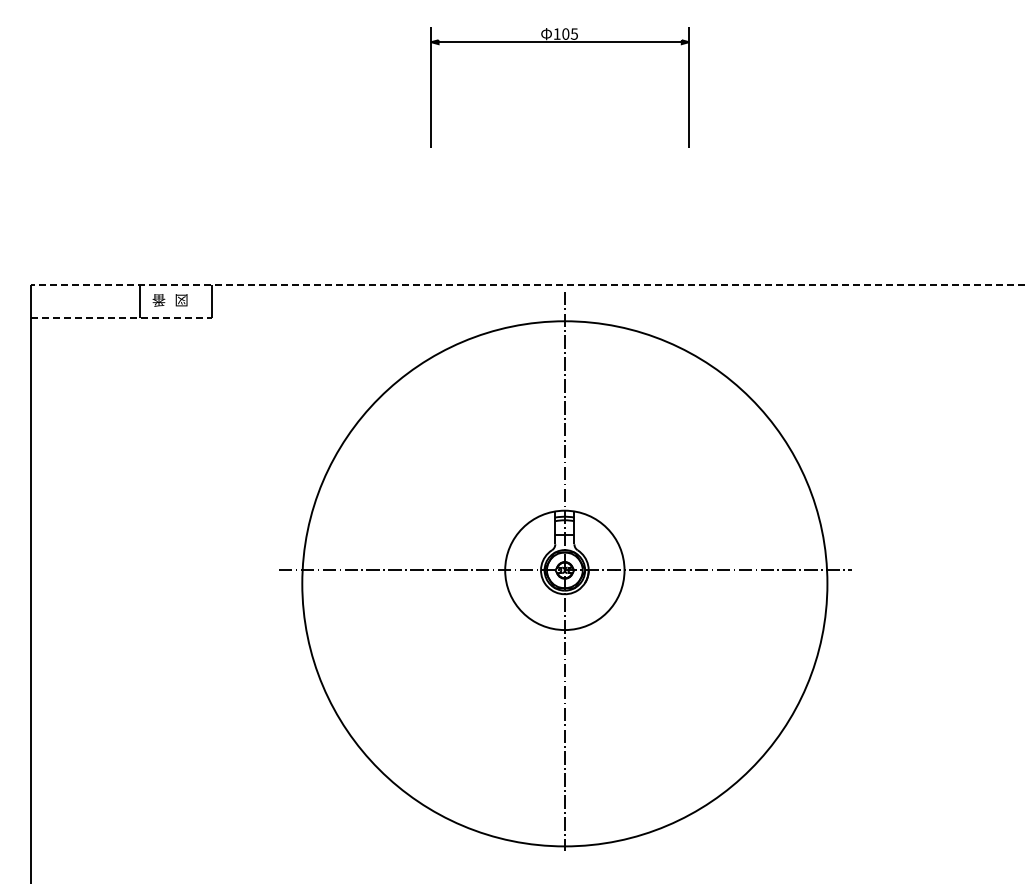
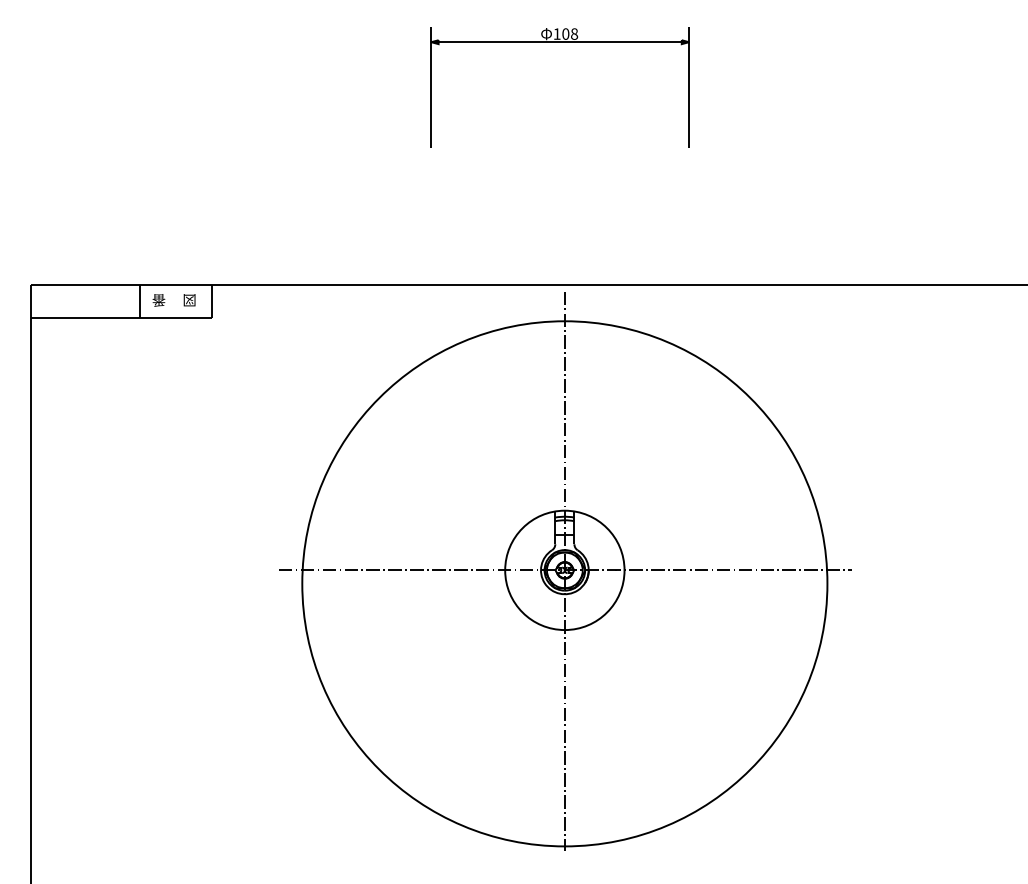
text: 105 -> 108 (574, 33)
line: dashed -> solid (528, 284)
part position: (181, 300) -> (189, 300) (189, 300)
line: dashed -> solid (121, 318)
